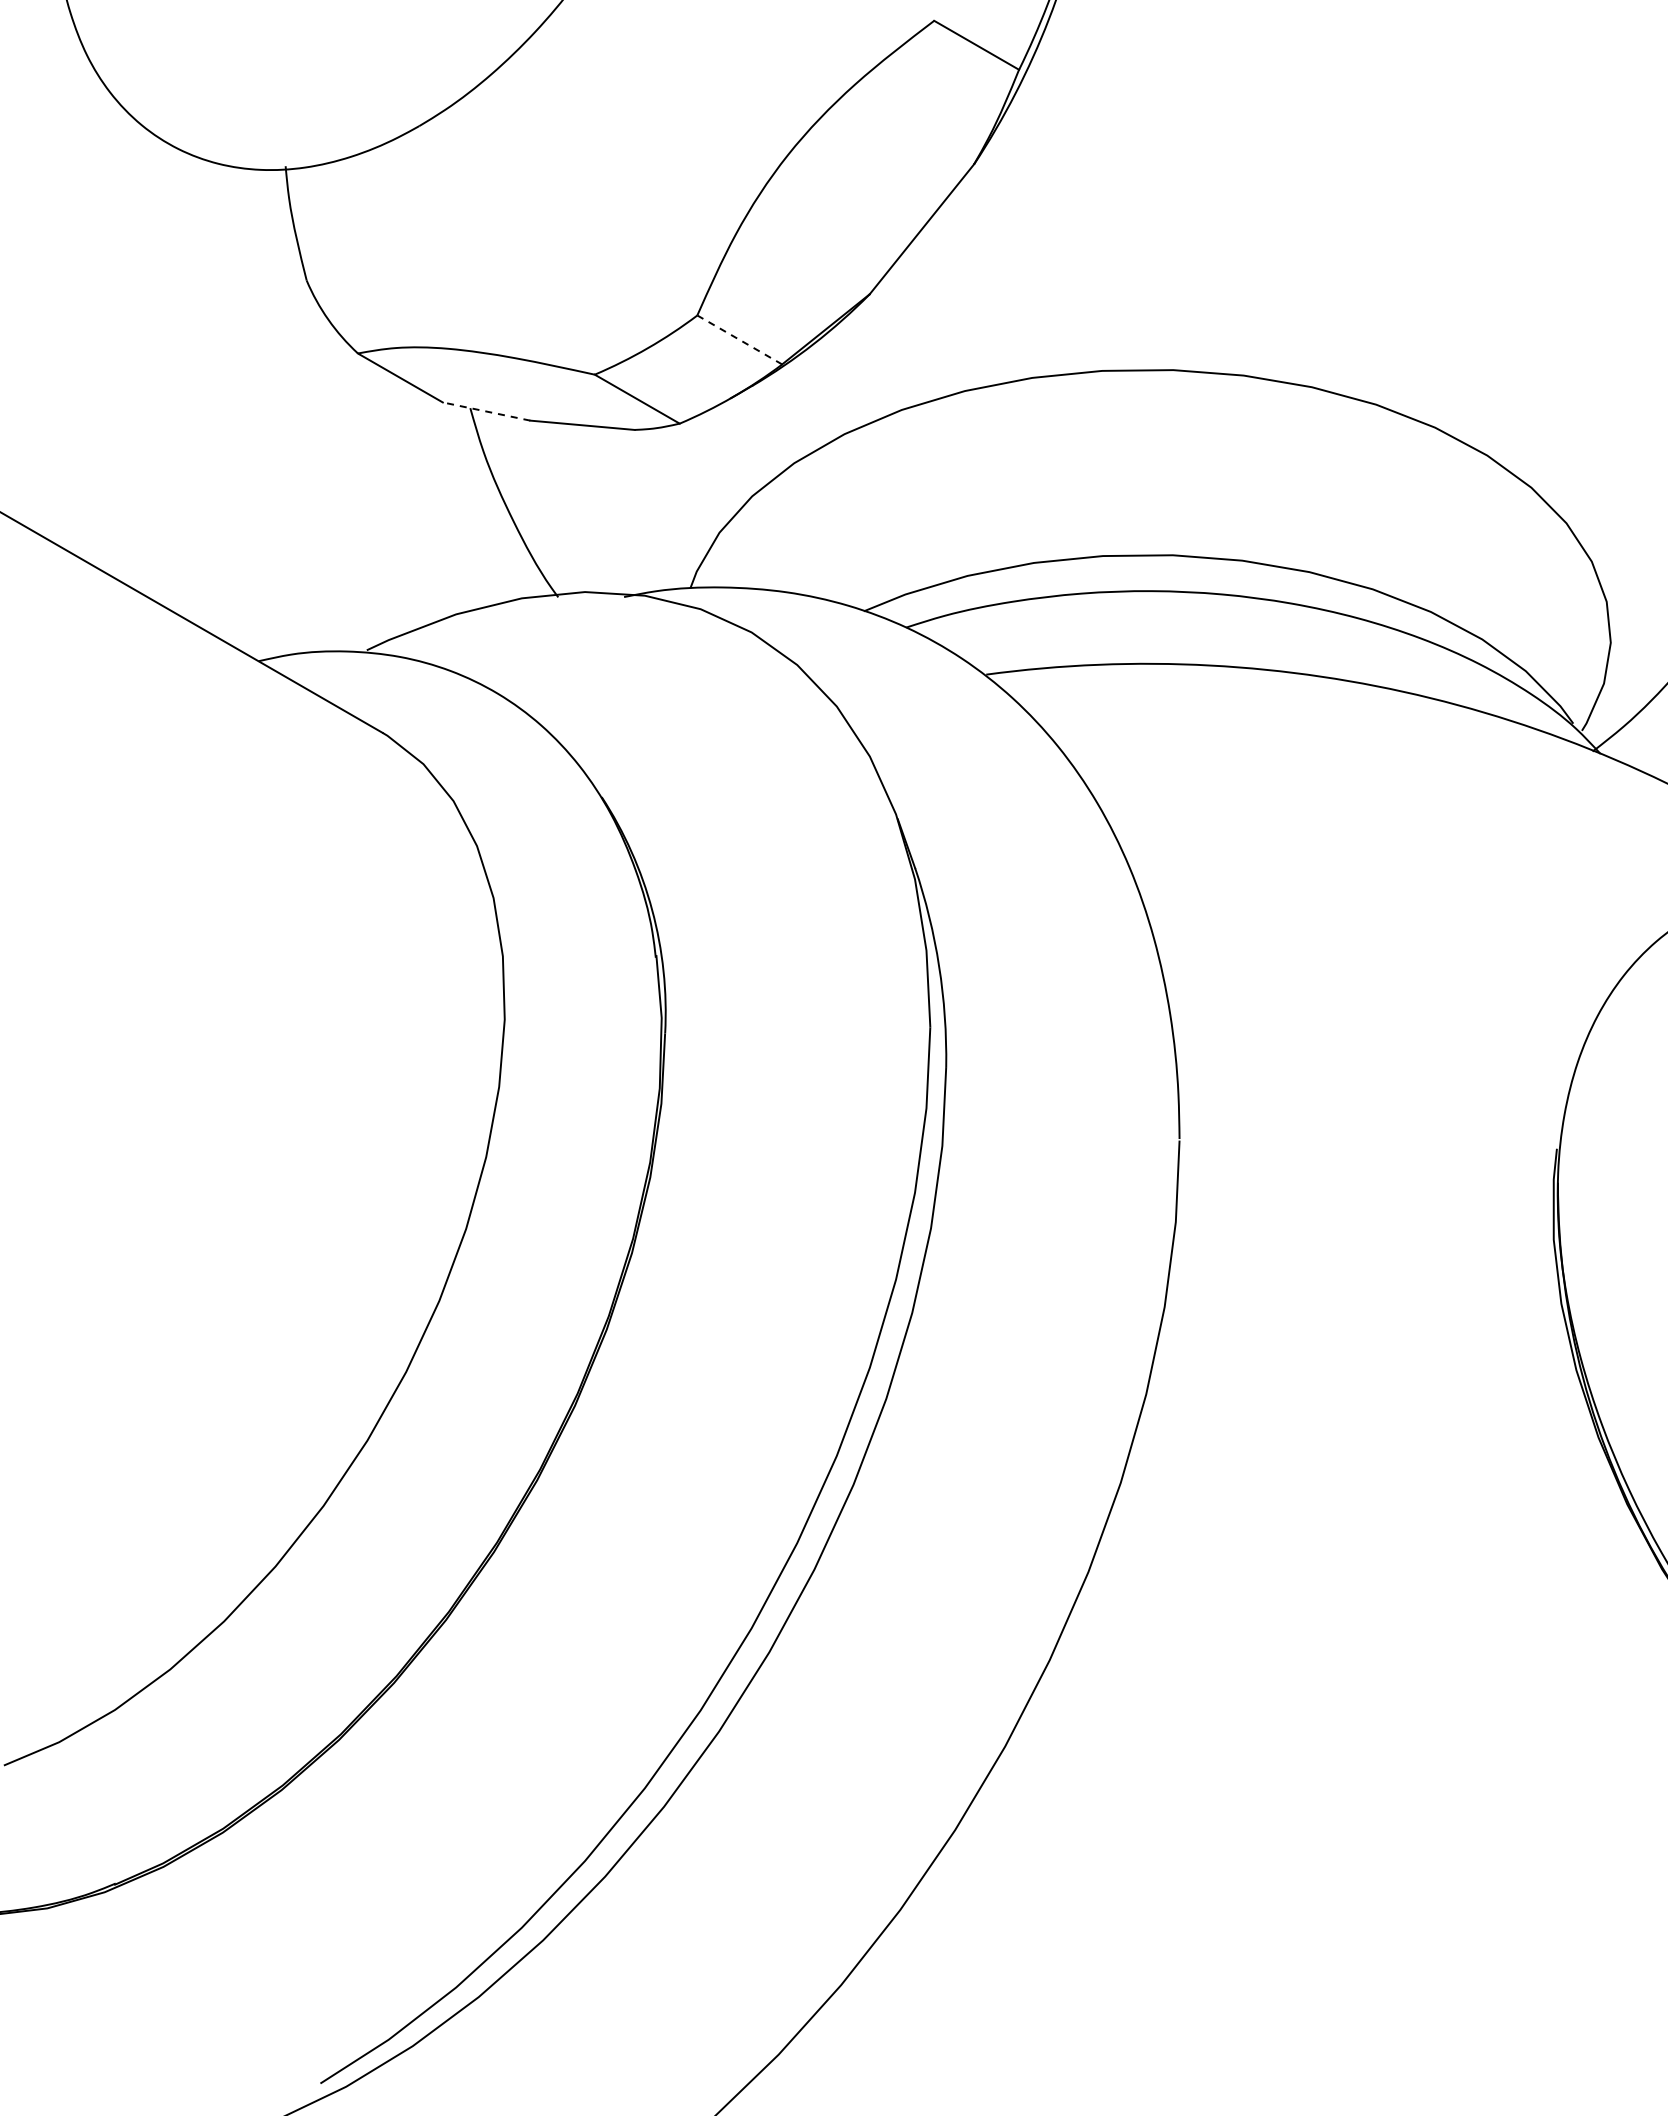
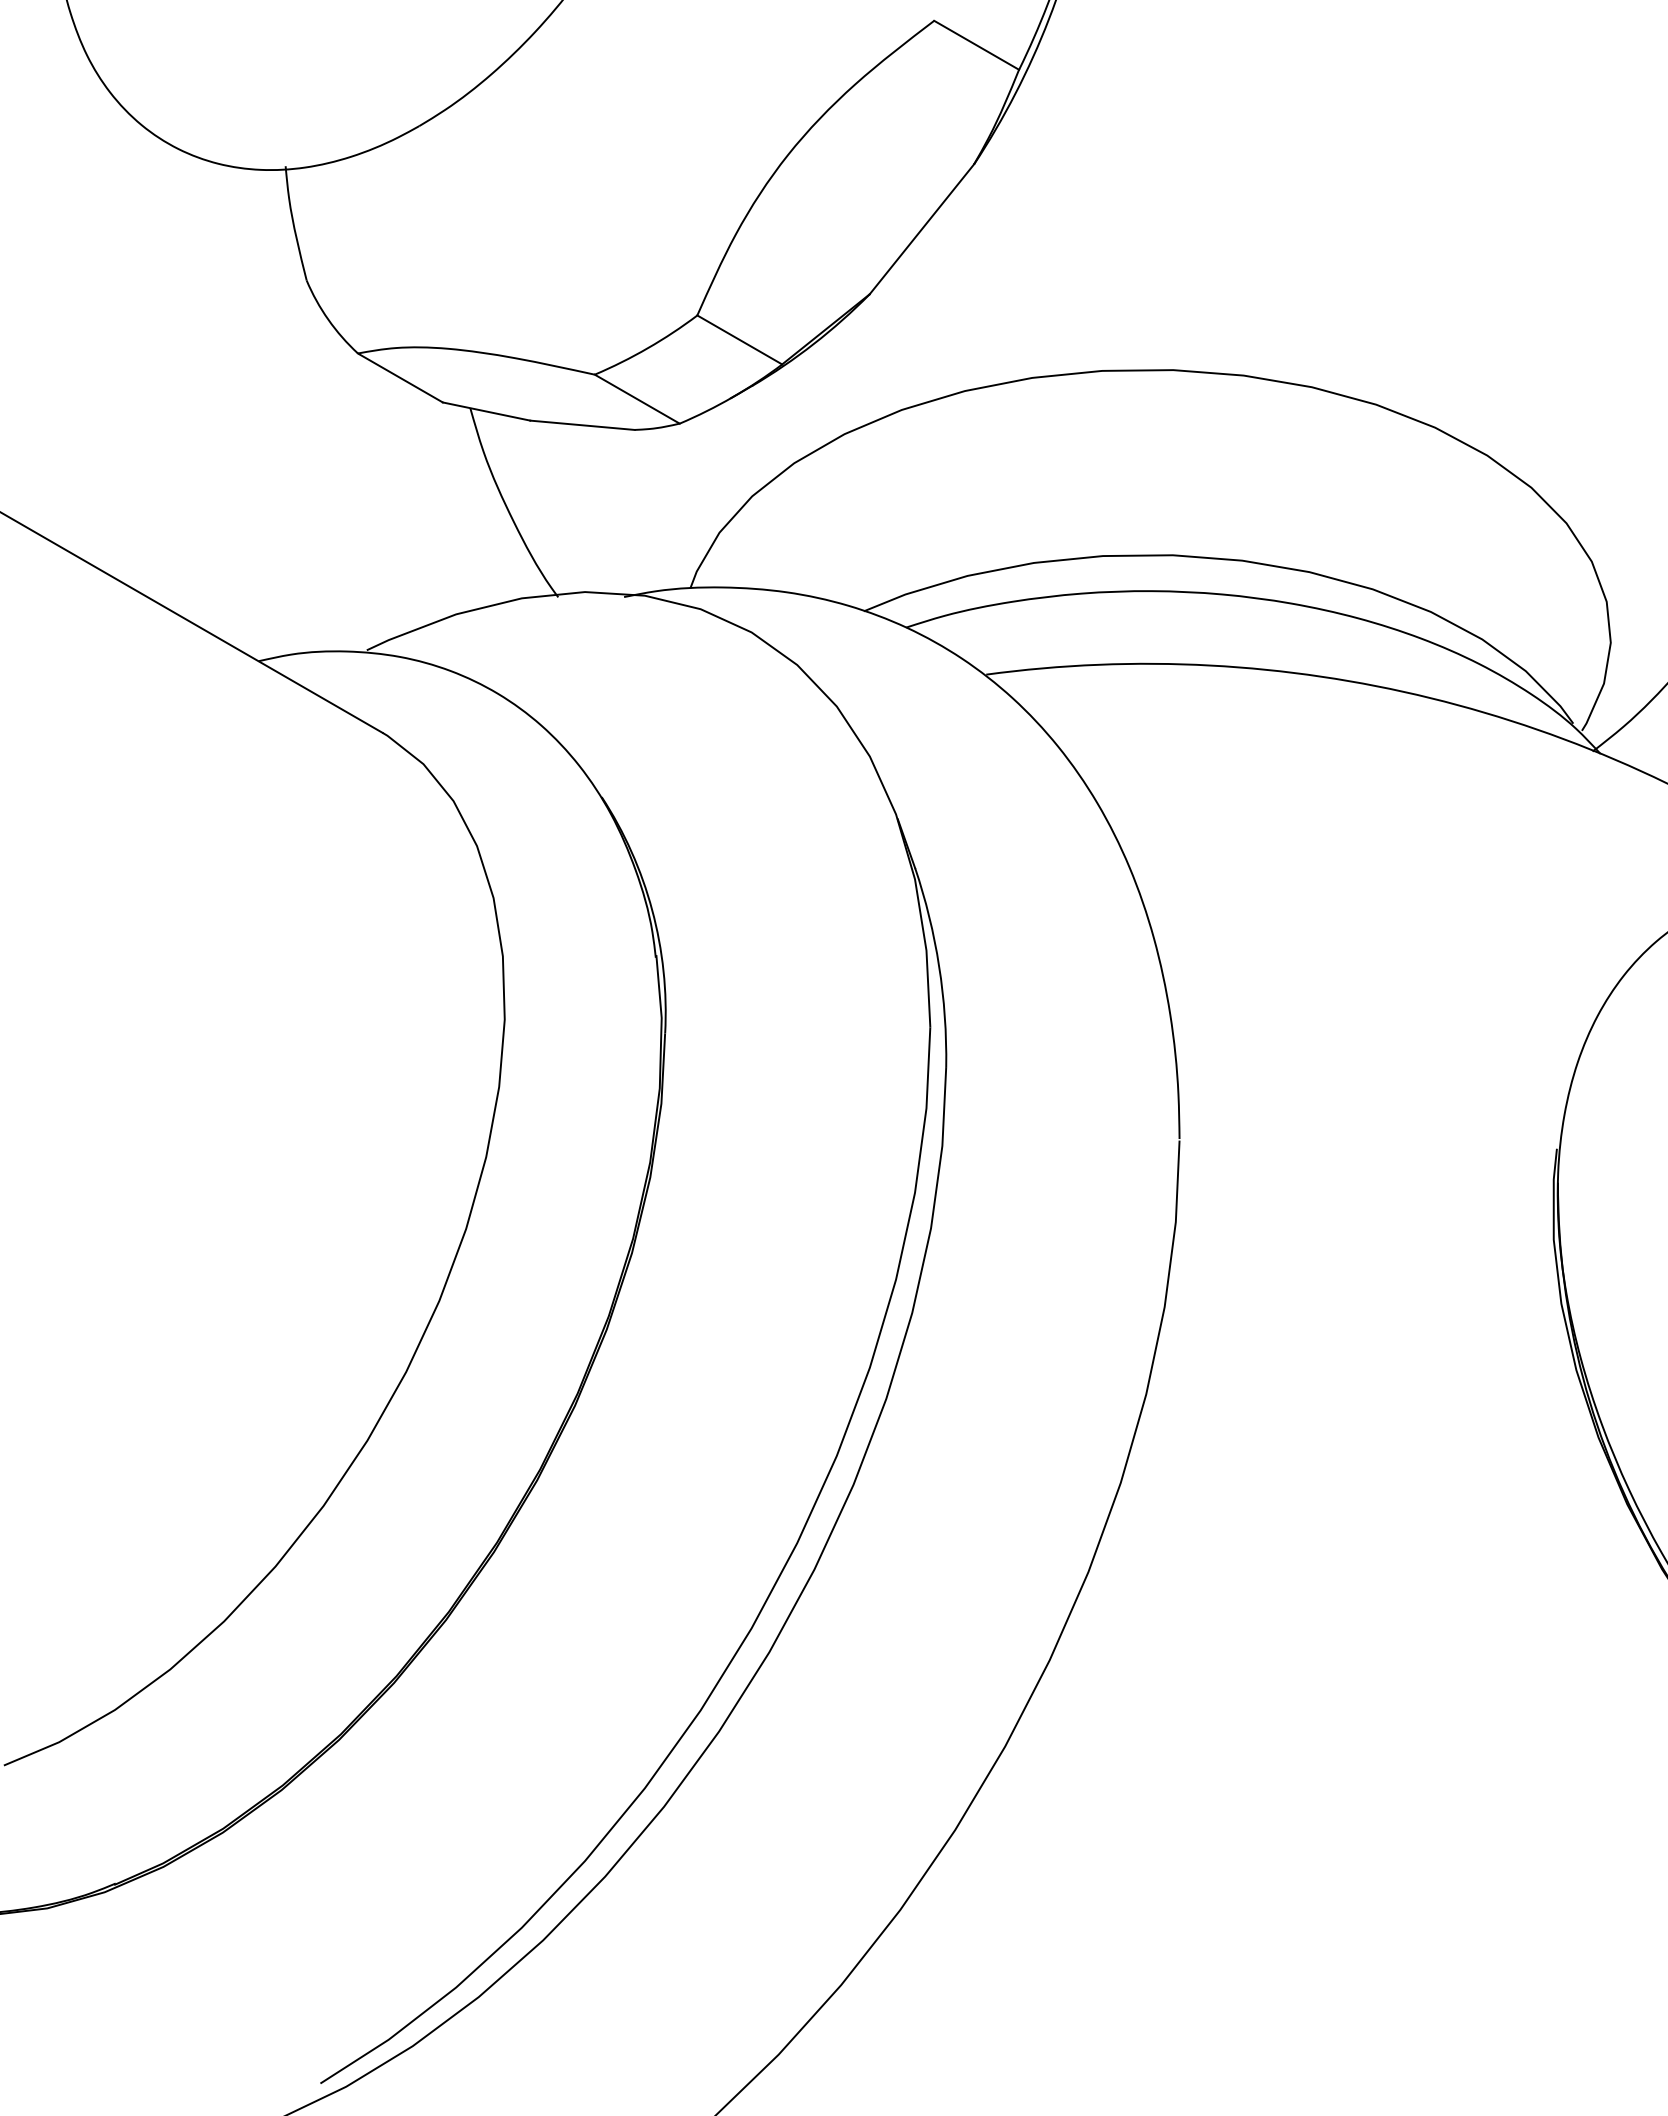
line: dashed -> solid (739, 339)
line: dashed -> solid (486, 411)
